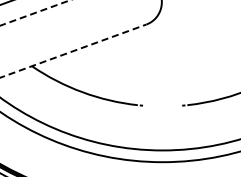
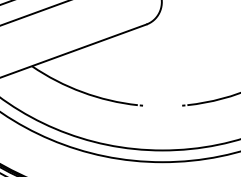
line: dashed -> solid (35, 13)
line: dashed -> solid (73, 51)
